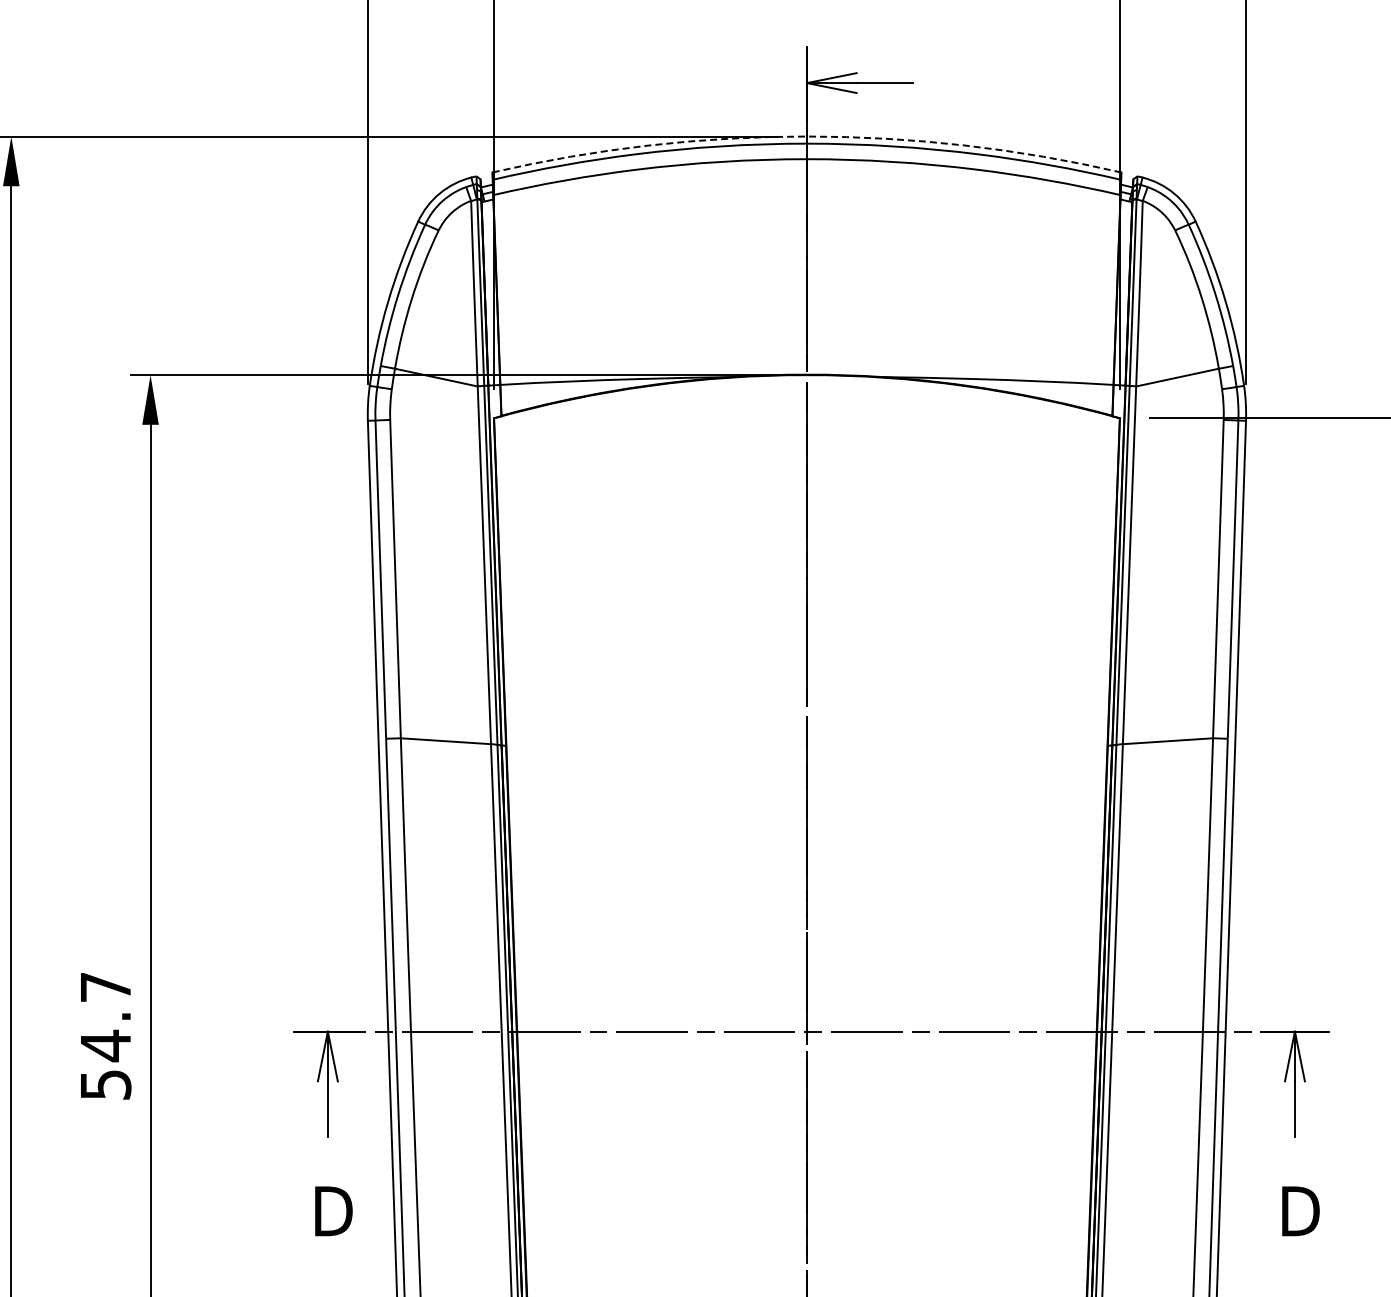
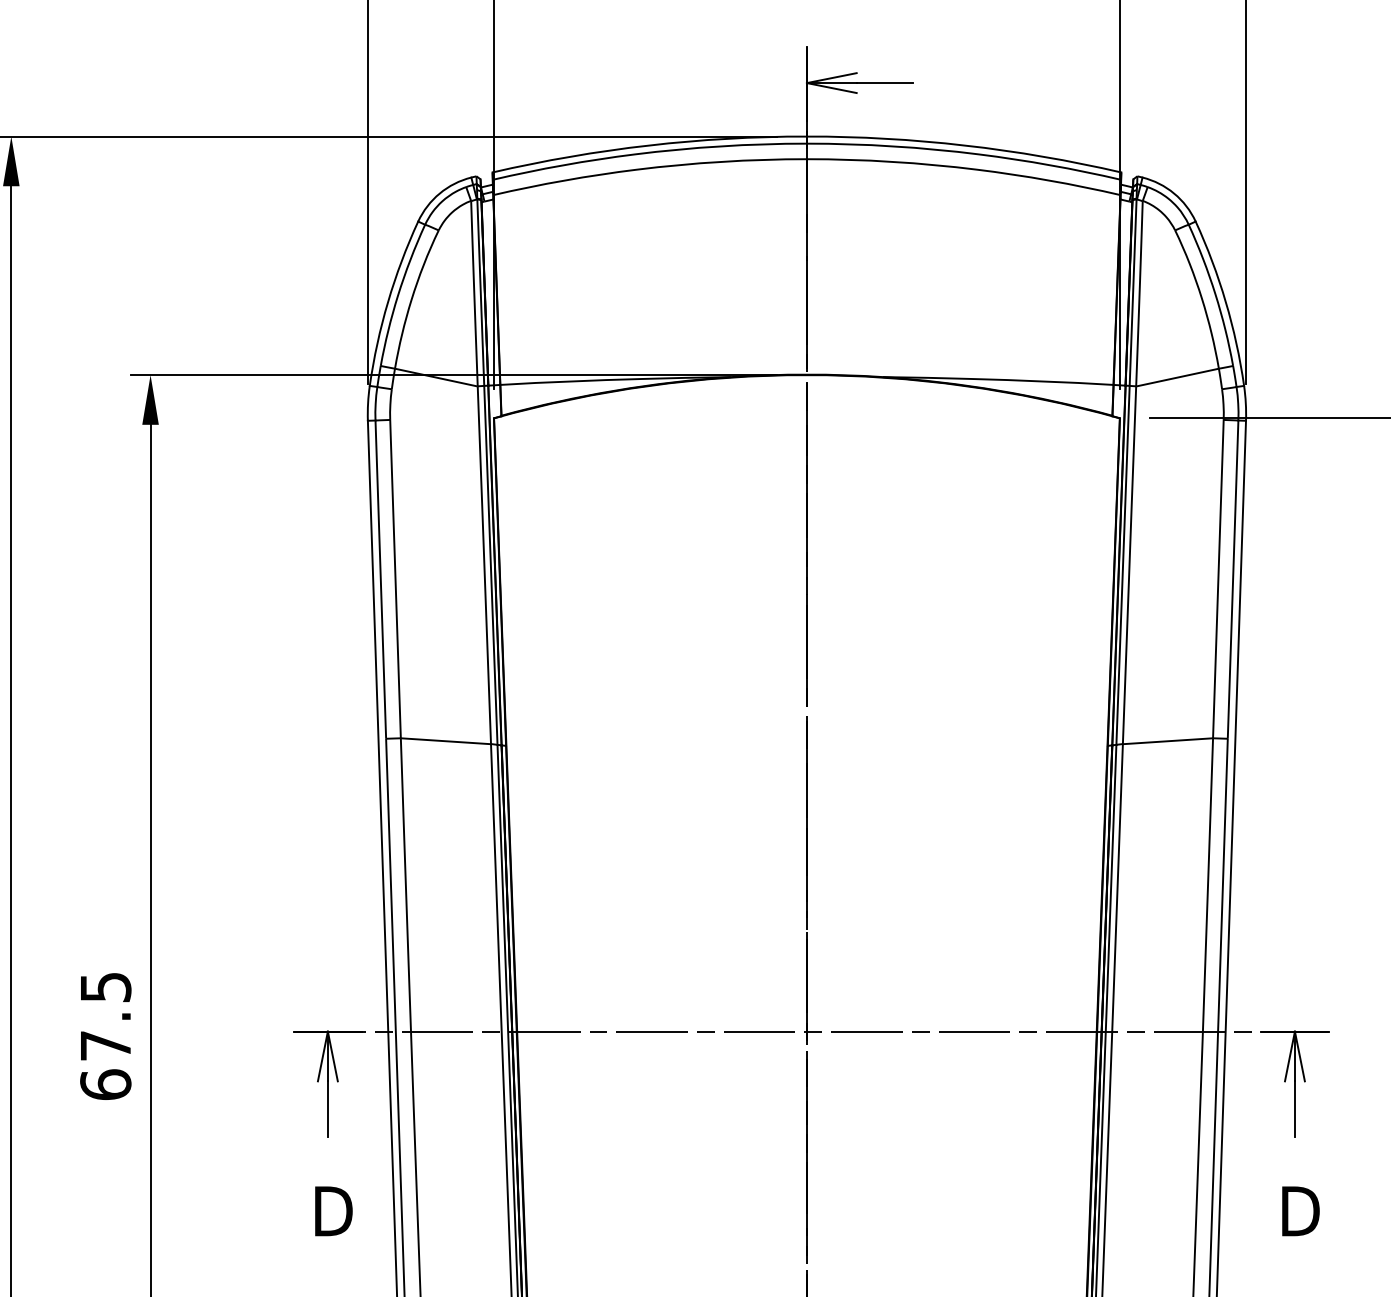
arc: dashed -> solid (806, 136)
text: 54.7 -> 67.5 (105, 1036)
